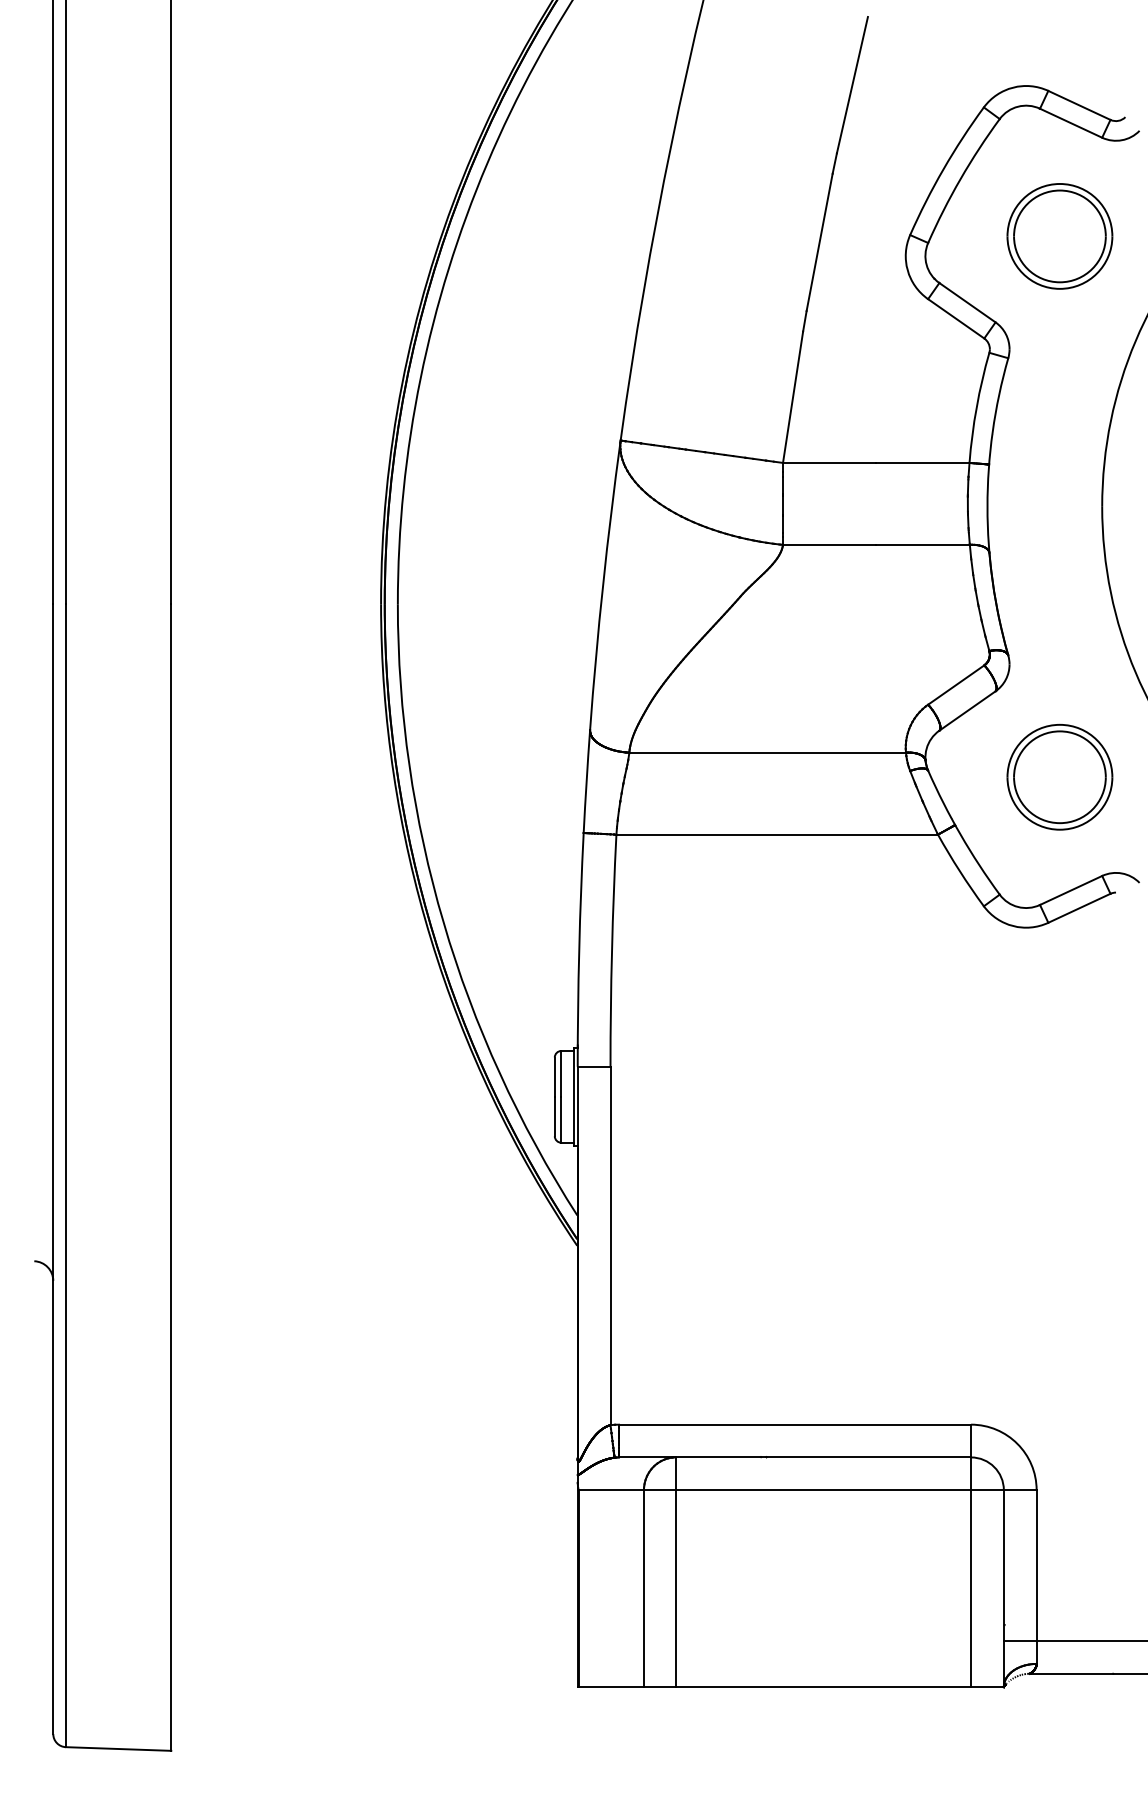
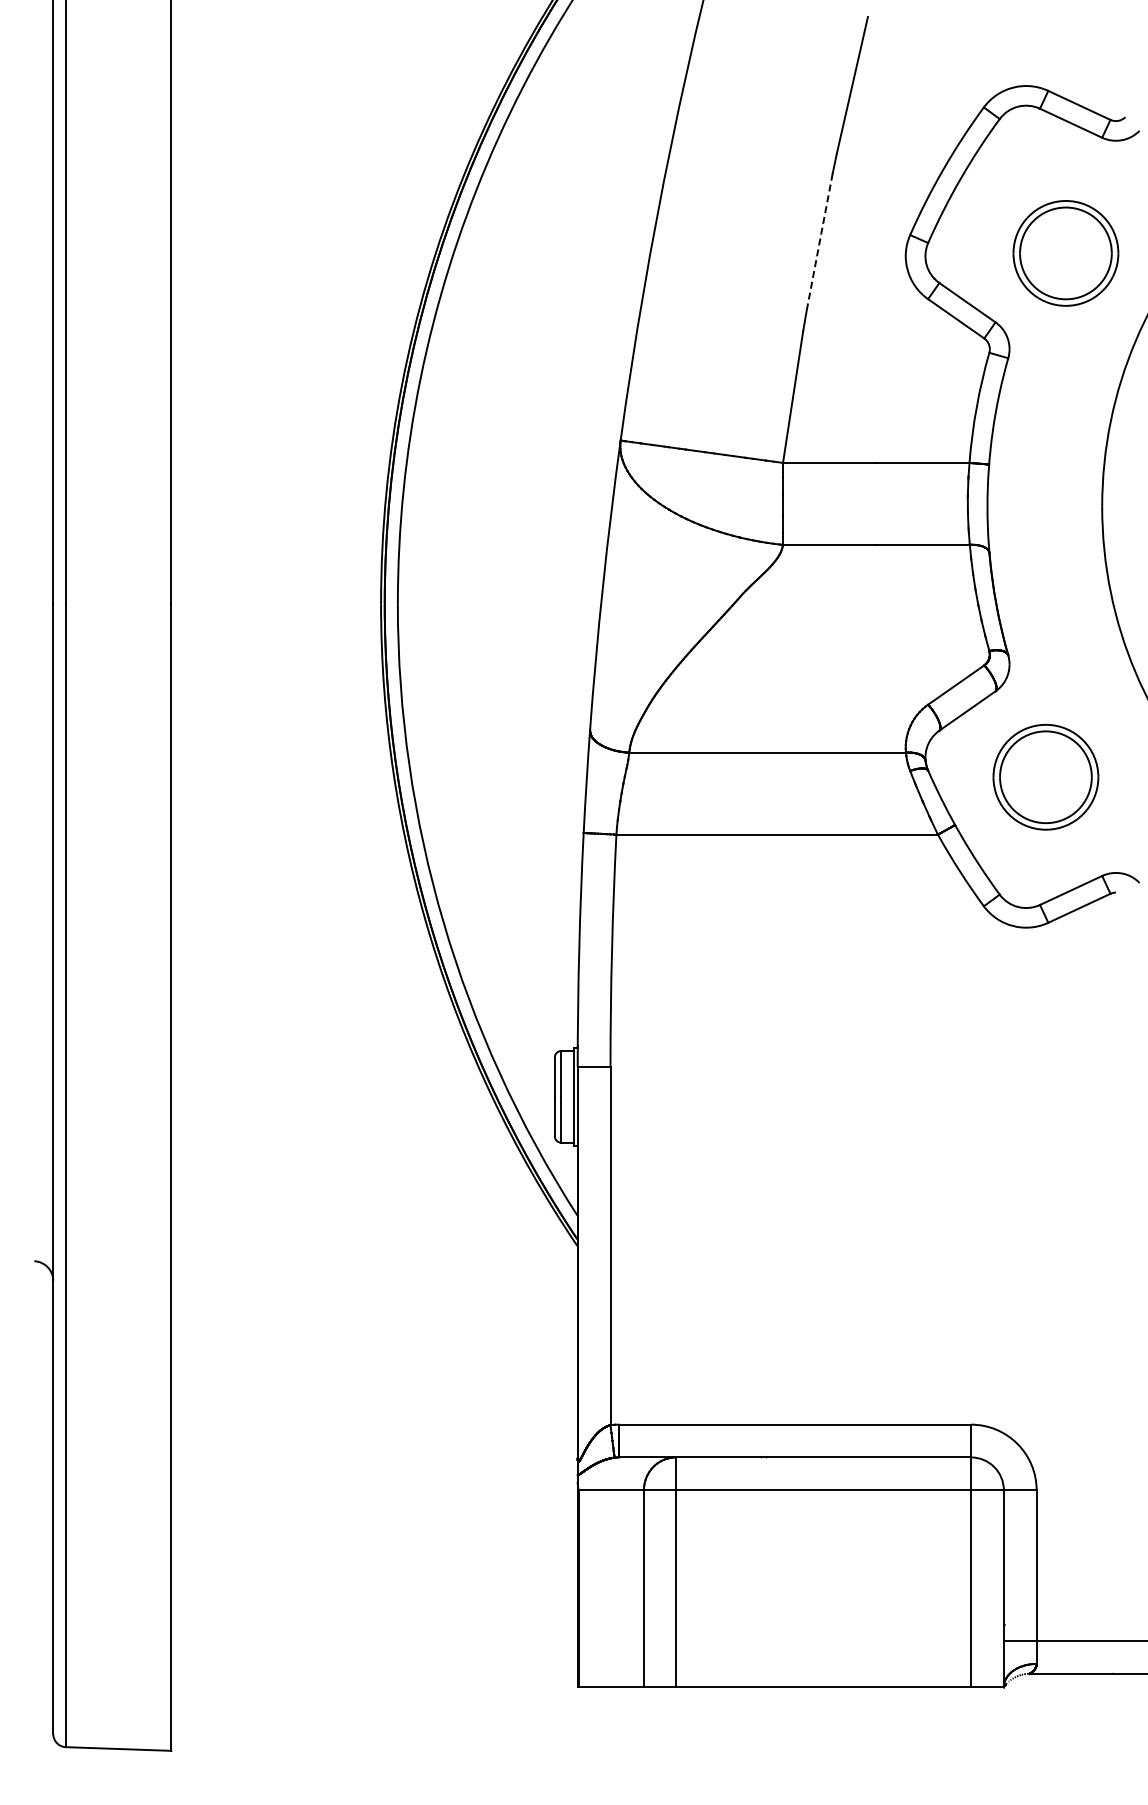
part position: (1059, 236) -> (1065, 253) (1065, 253)
line: solid -> dashed (819, 242)
part position: (1059, 777) -> (1045, 777) (1045, 777)
